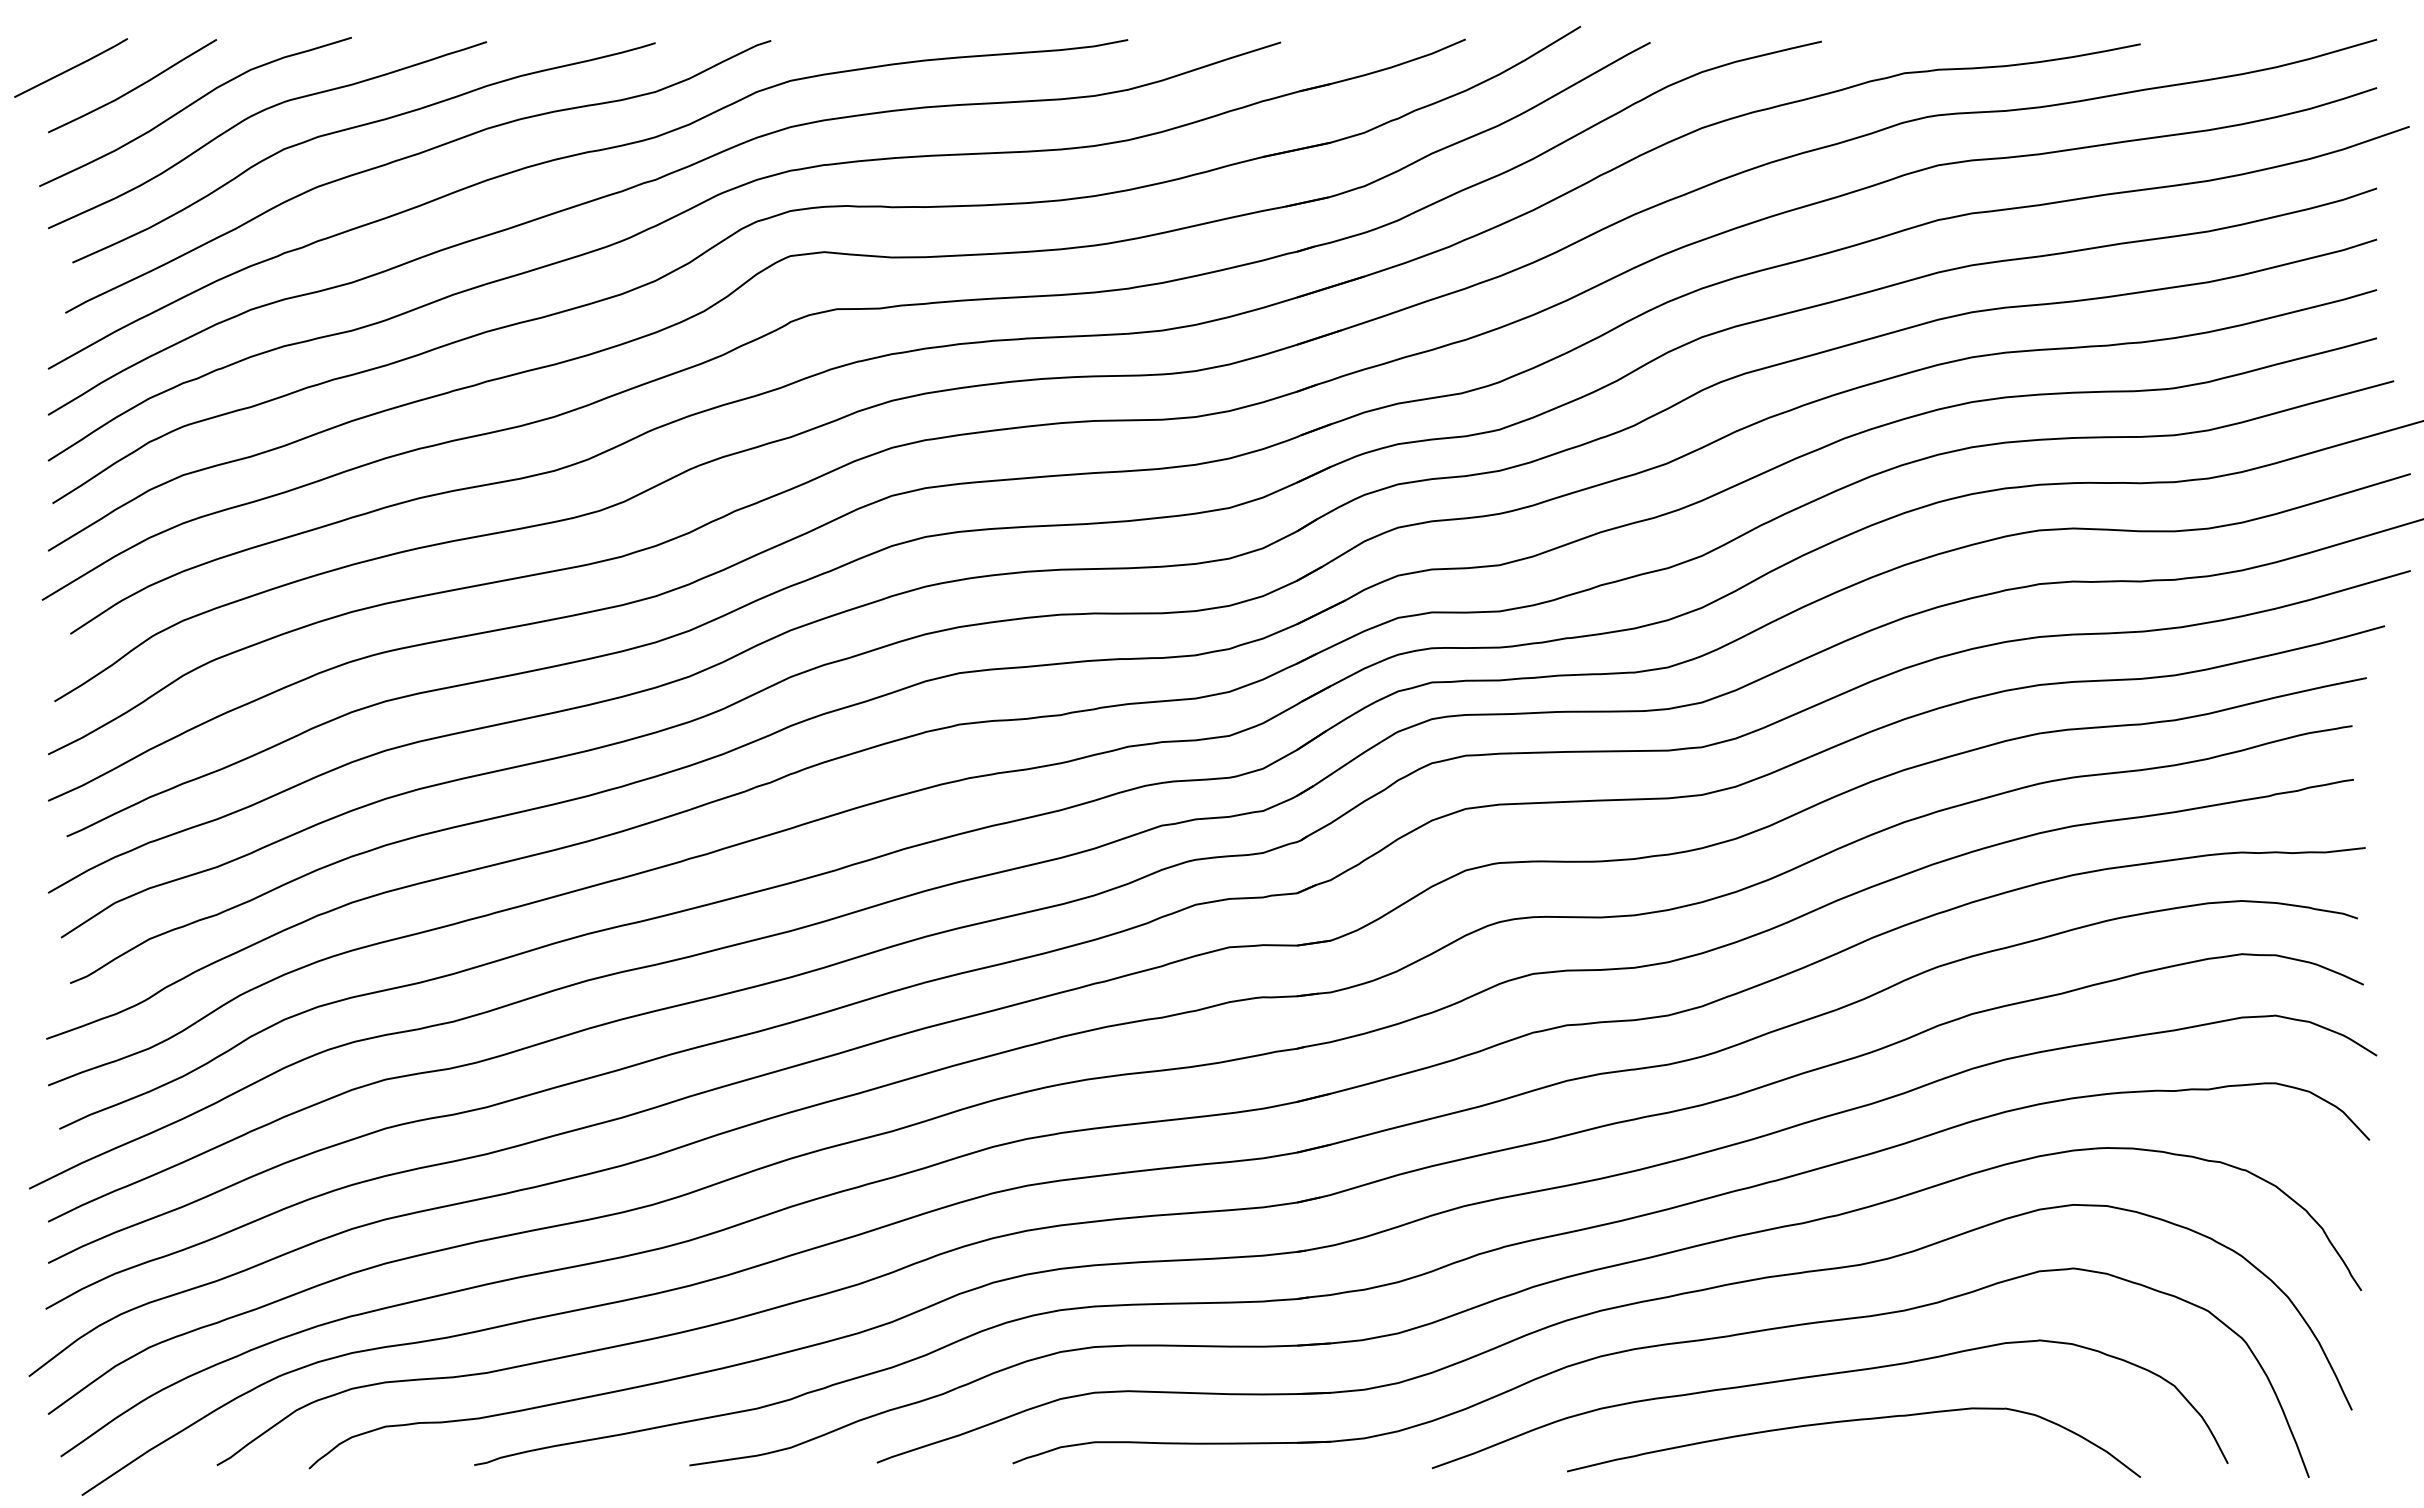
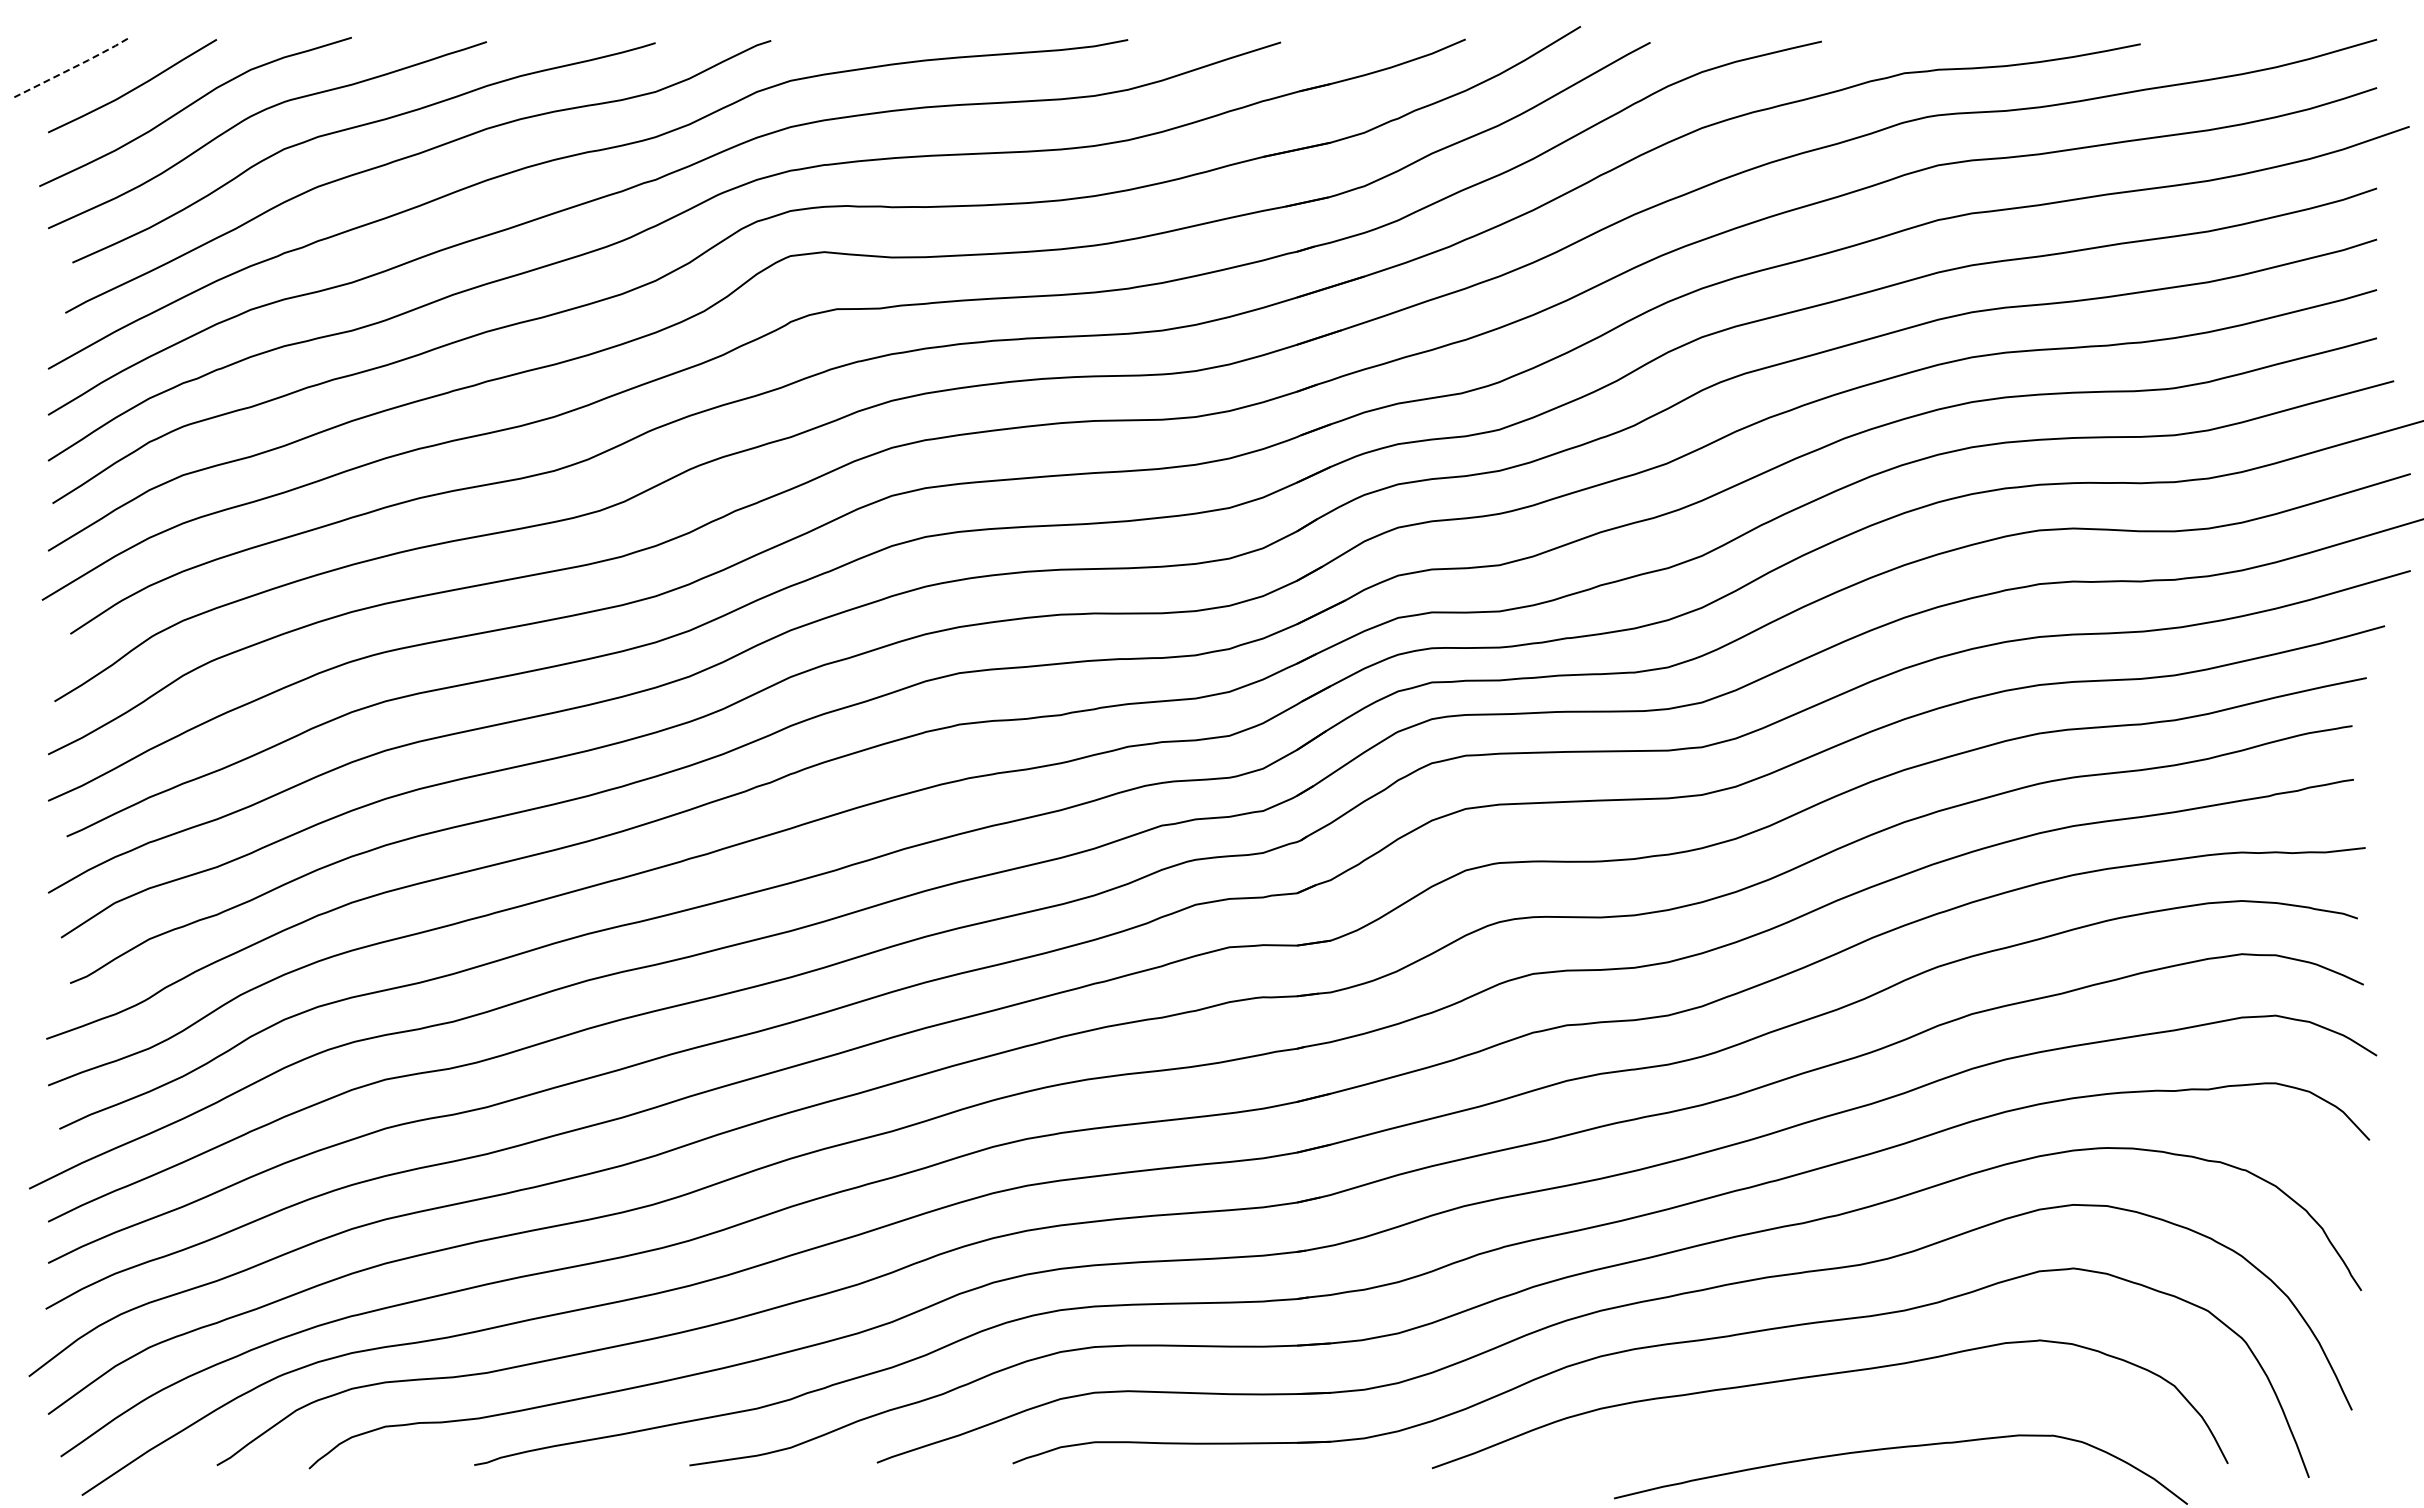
line: solid -> dashed (72, 68)
curve position: (1854, 1421) -> (1901, 1448) (1901, 1448)
